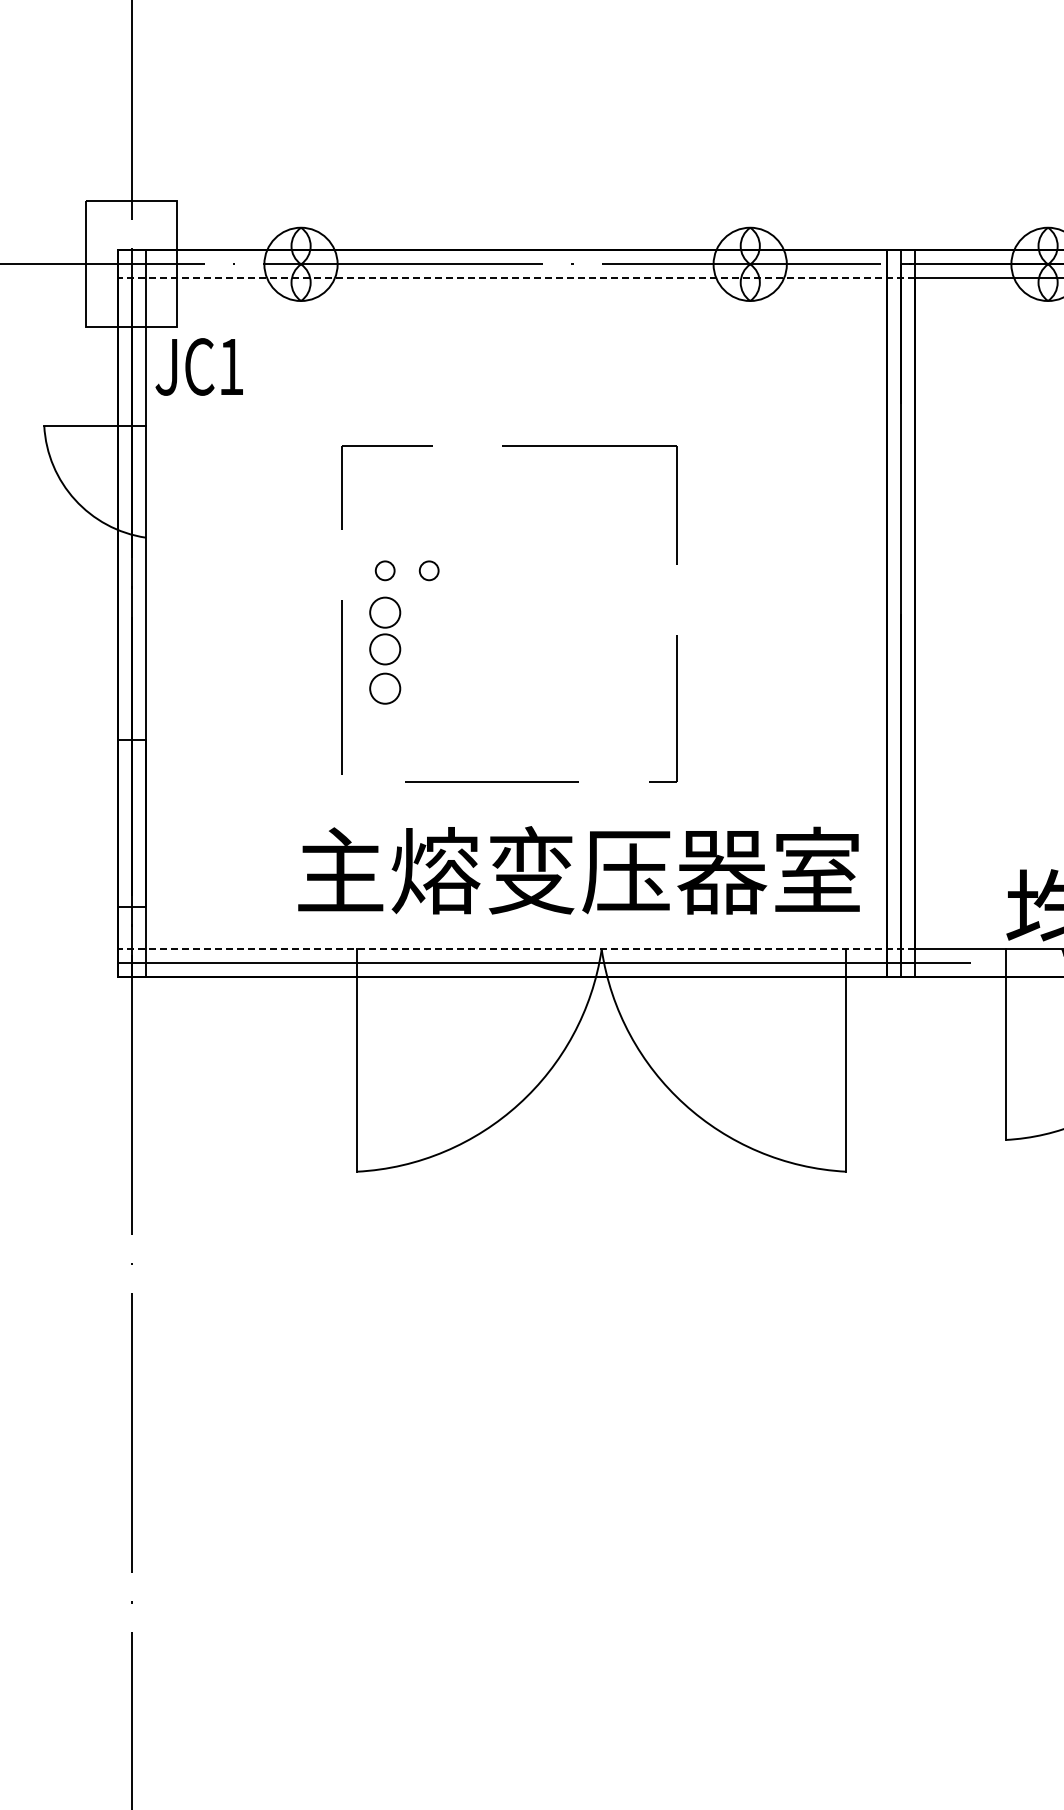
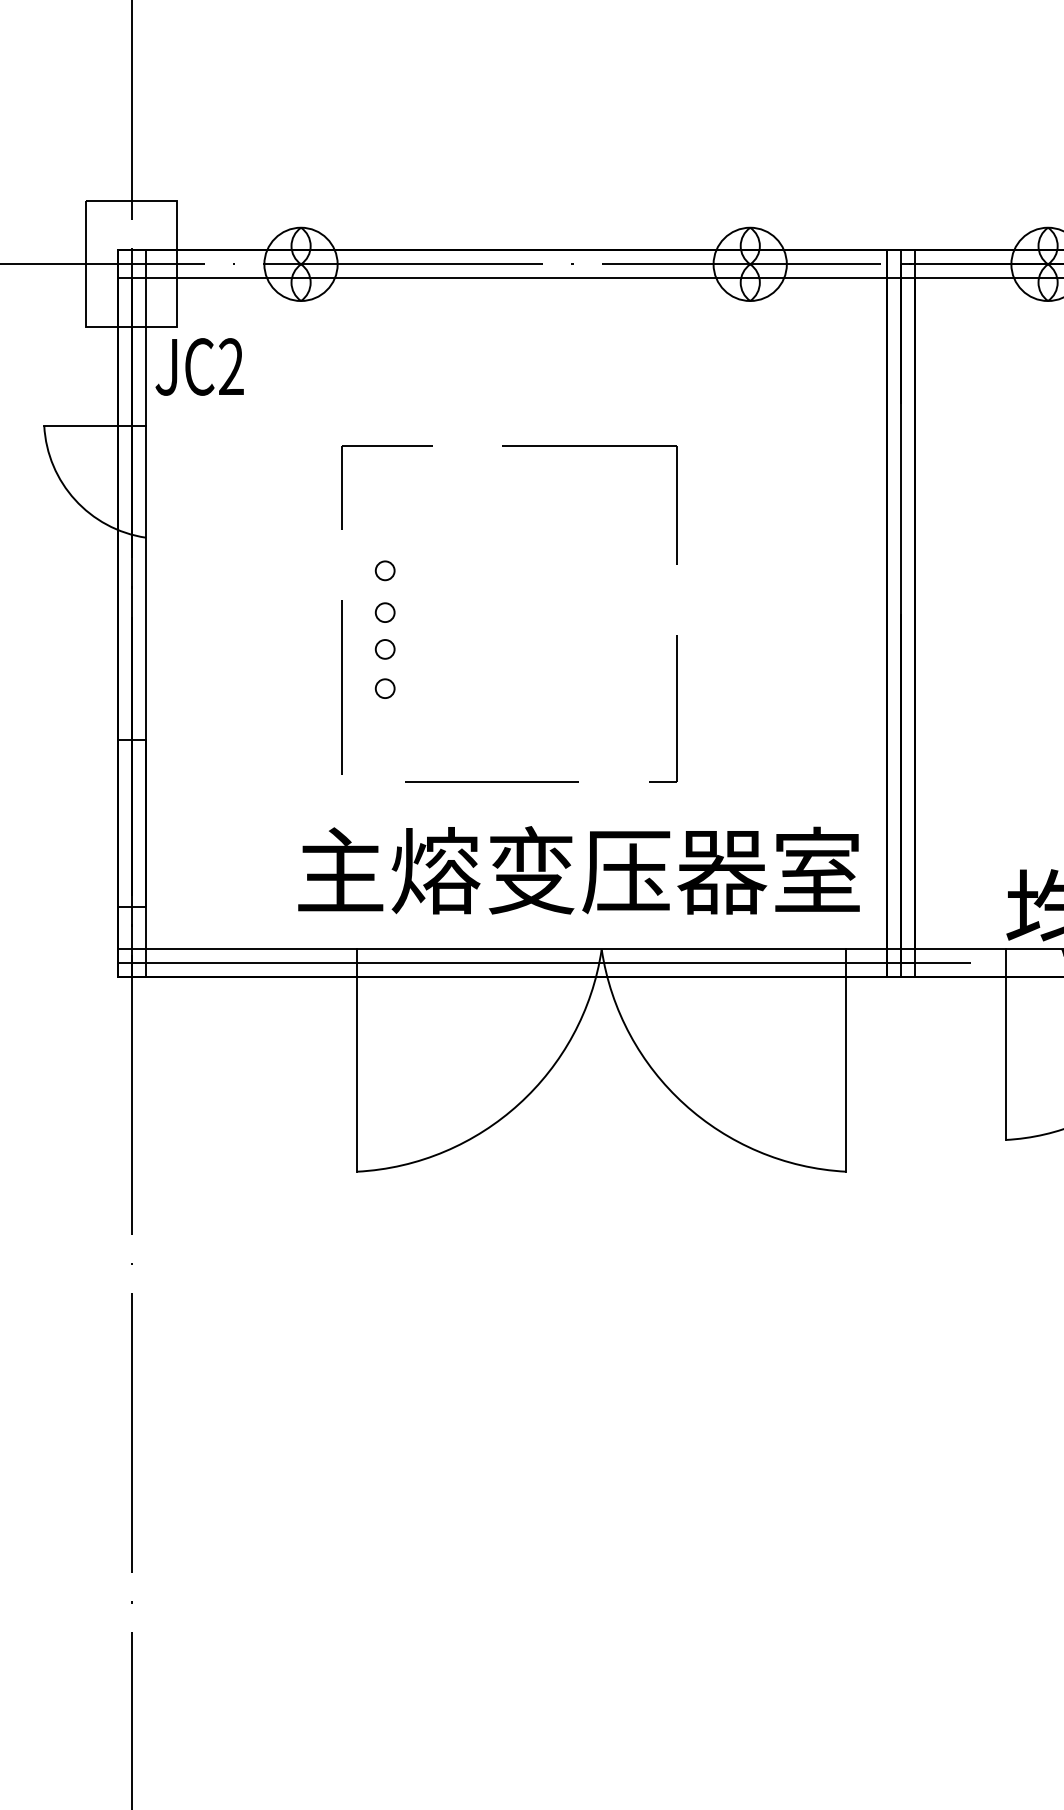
line: dashed -> solid (515, 278)
text: JC1 -> JC2 (231, 366)
circle: present -> none (428, 570)
circle diameter: 30 px -> 19 px (384, 612)
circle diameter: 30 px -> 19 px (384, 649)
circle diameter: 30 px -> 19 px (384, 688)
line: dashed -> solid (515, 949)
